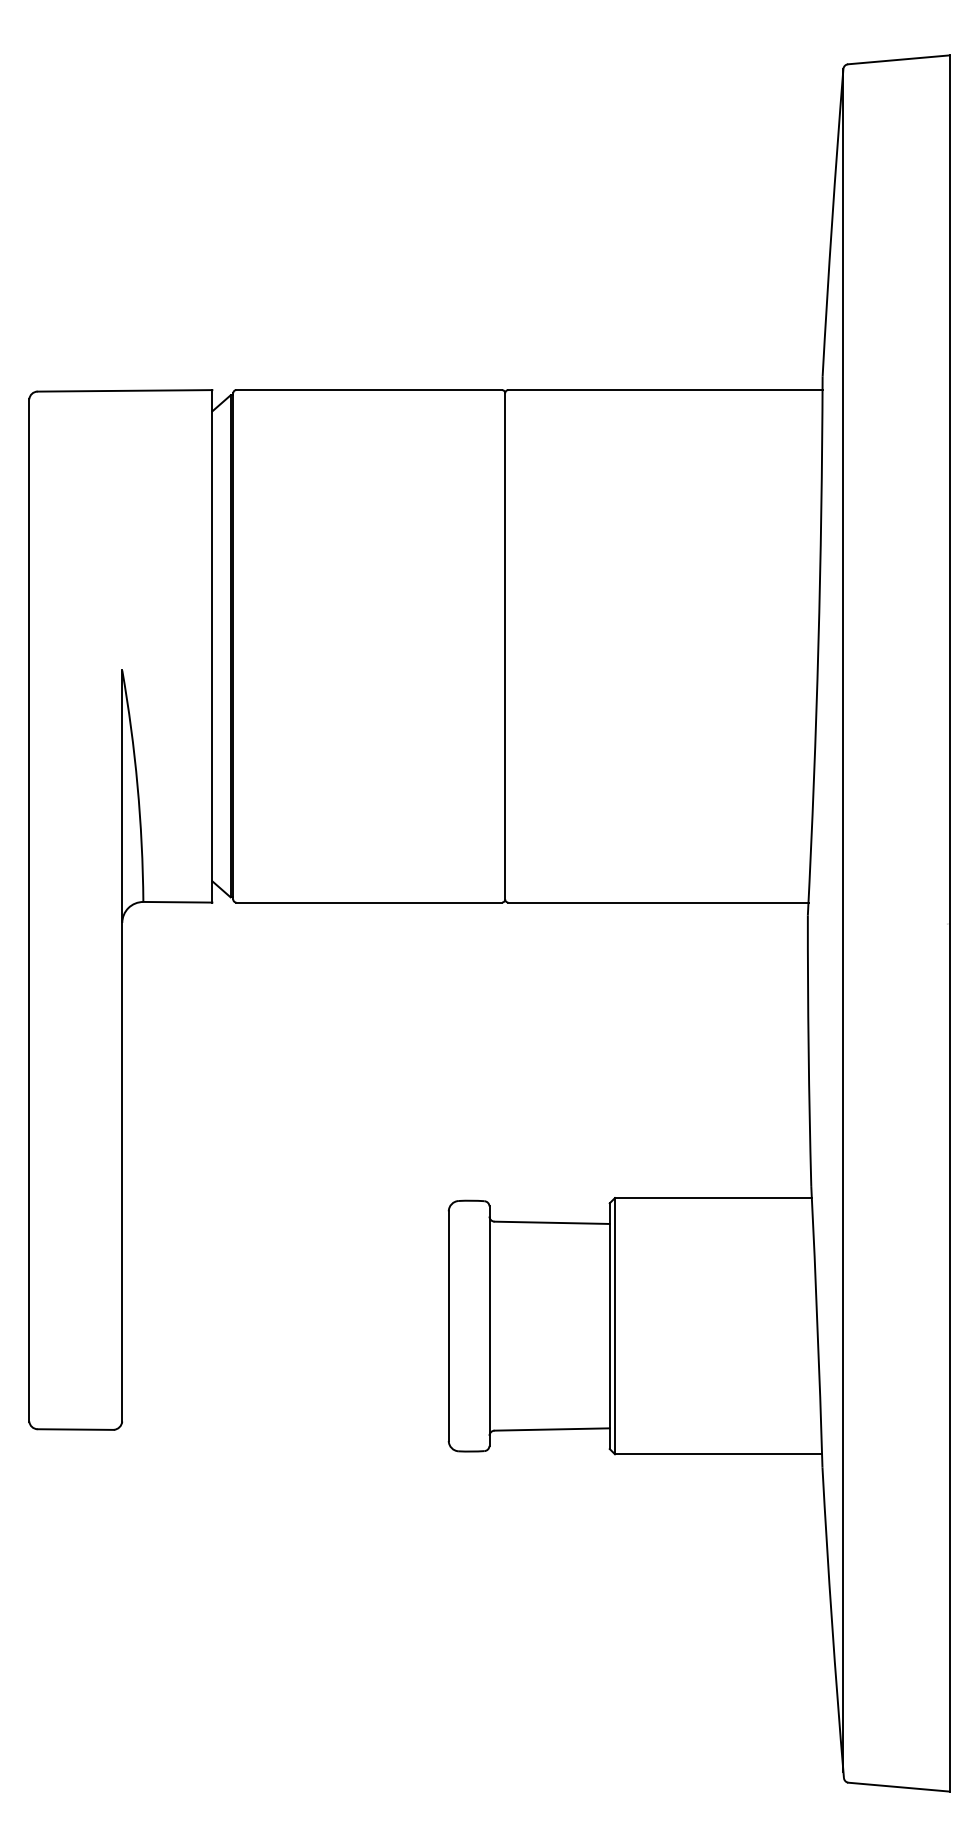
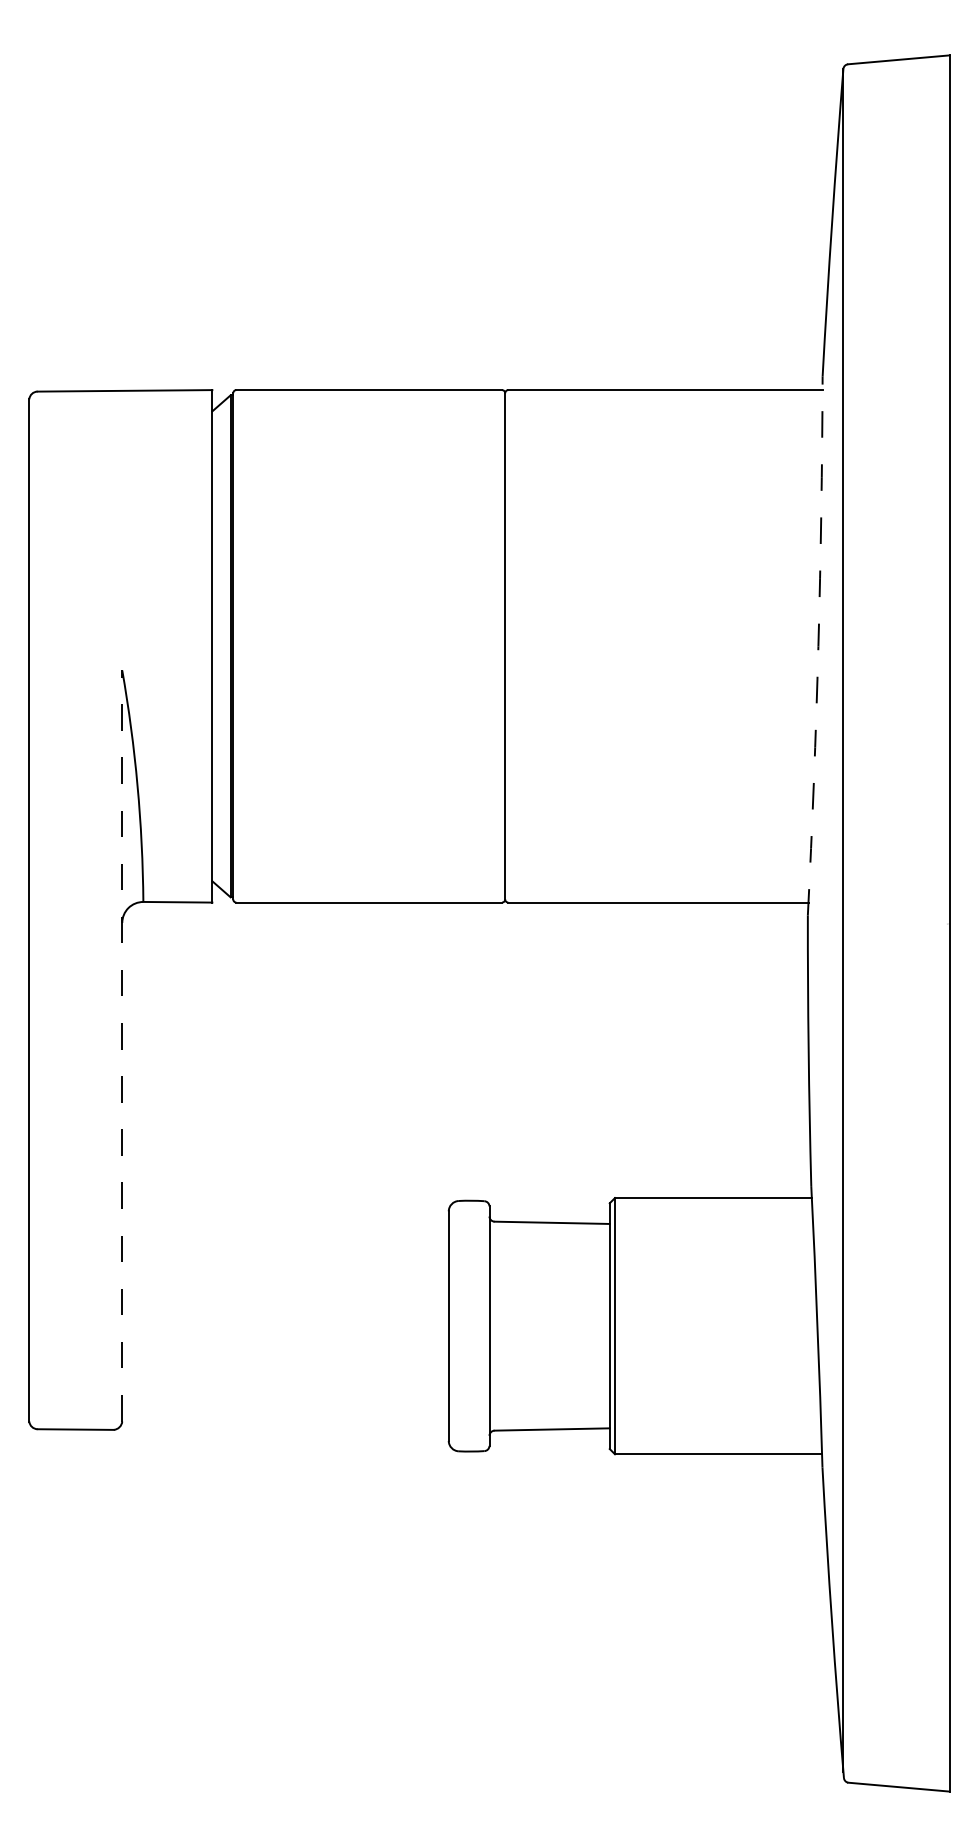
arc: solid -> dashed (818, 646)
line: solid -> dashed (122, 1046)
